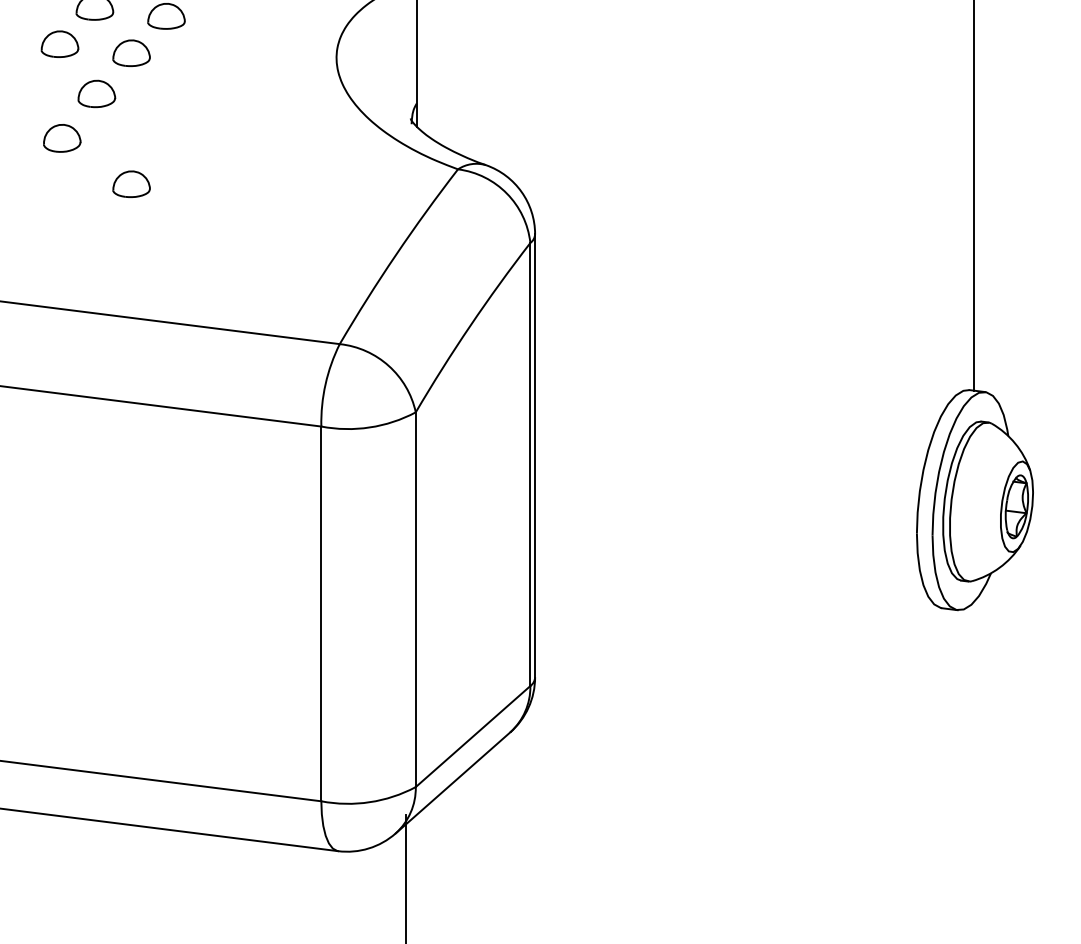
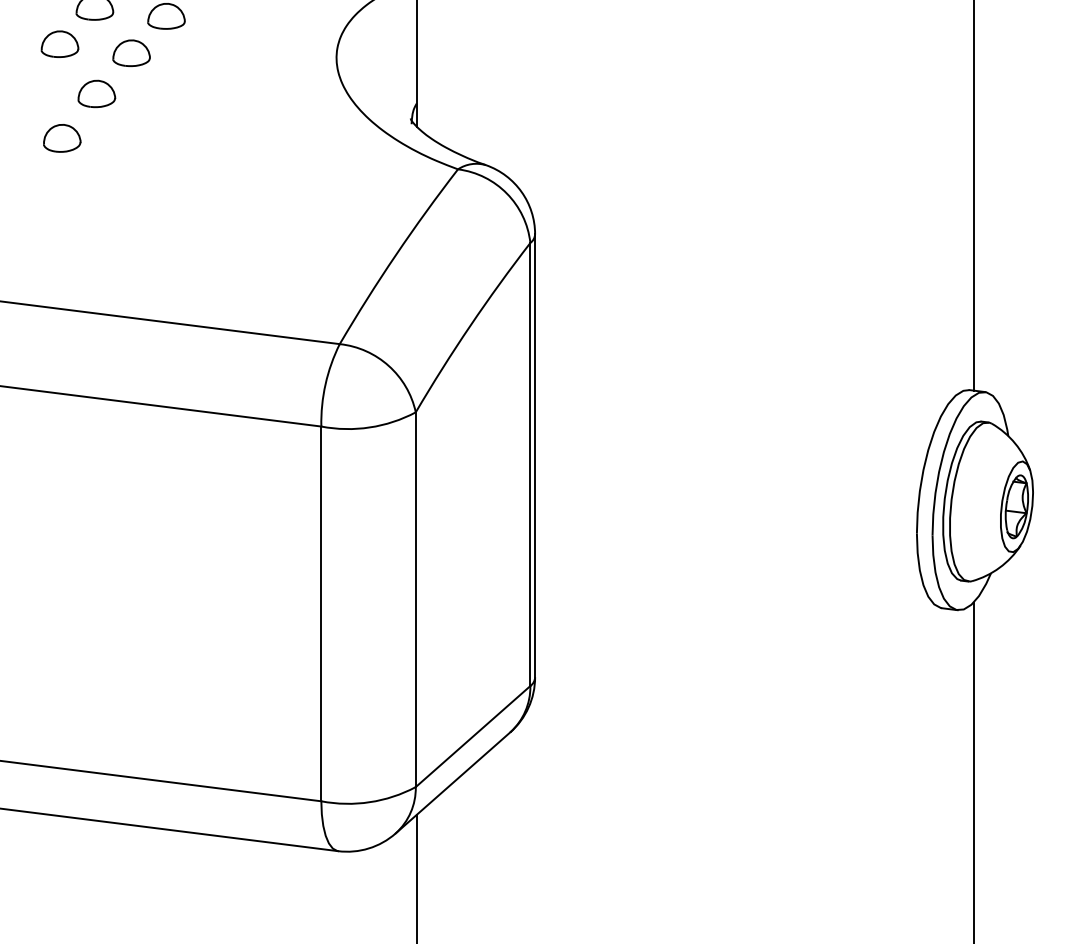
part: present -> none (131, 183)
line: none -> present (973, 771)
line position: (405, 877) -> (416, 877) (416, 877)
